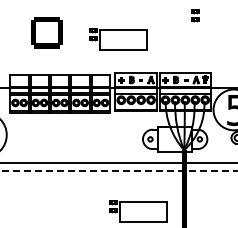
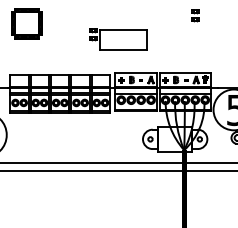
part position: (46, 32) -> (26, 23) (26, 23)
line: dashed -> solid (118, 171)
part: present -> none (138, 211)
